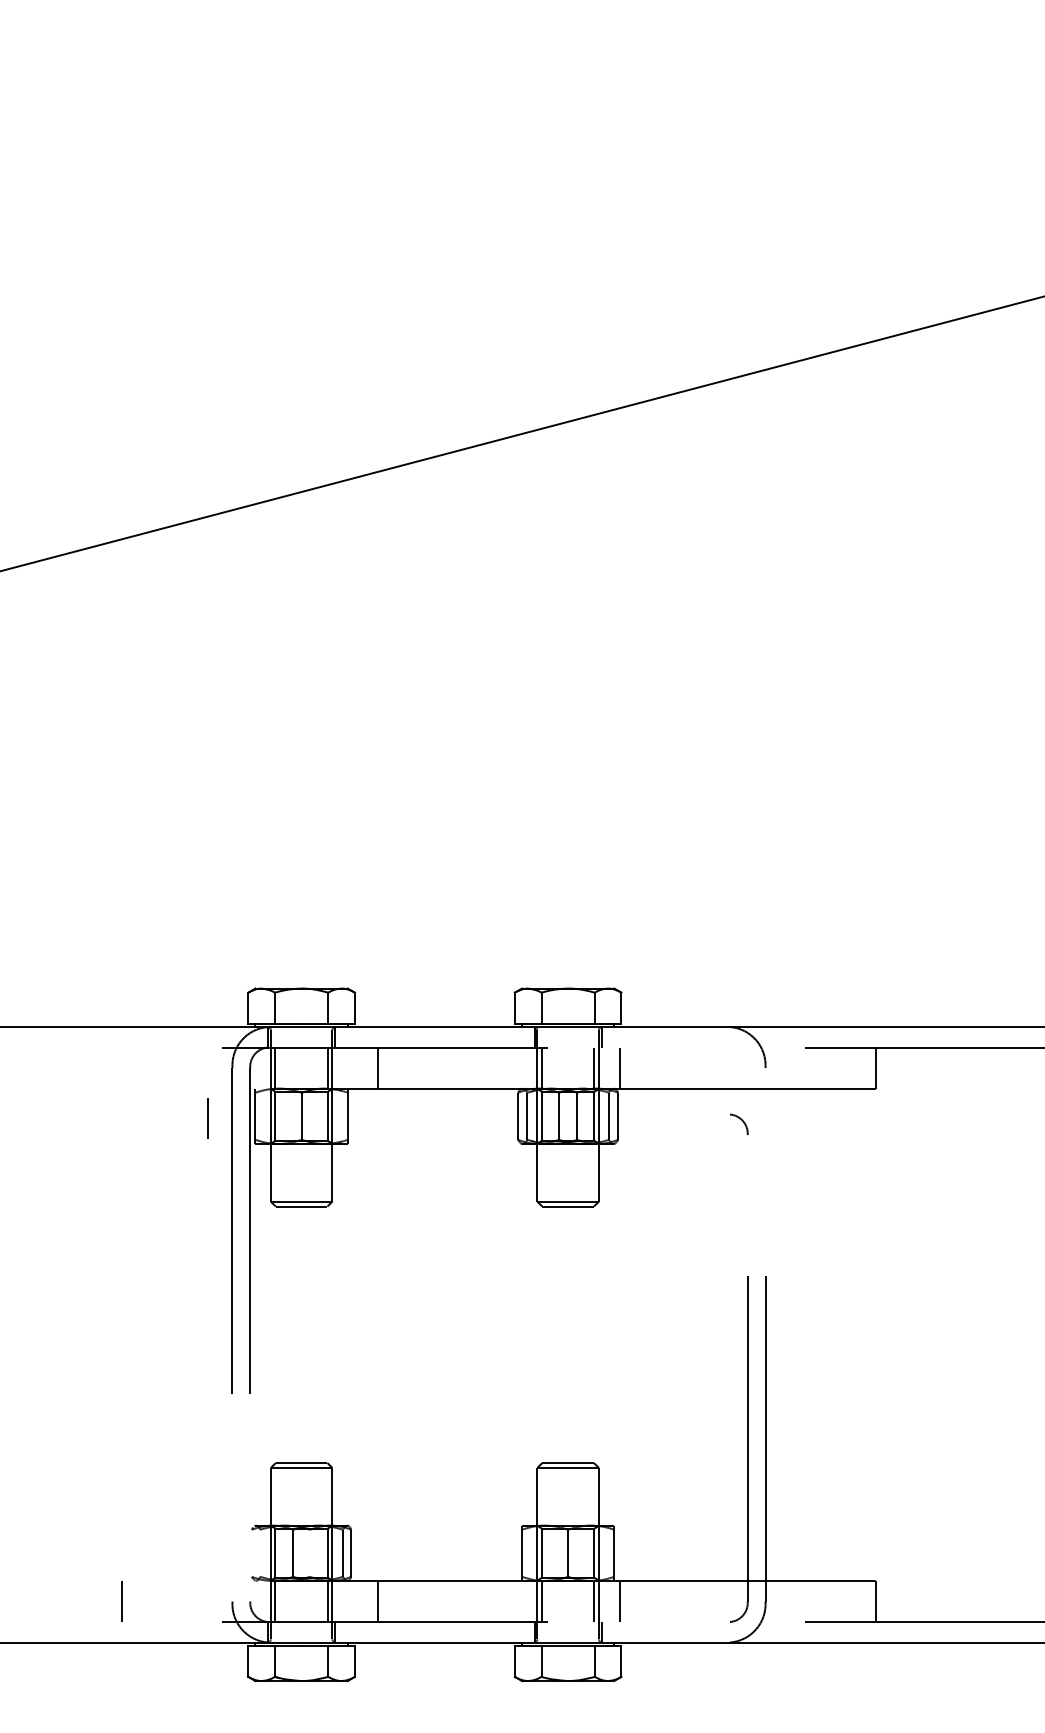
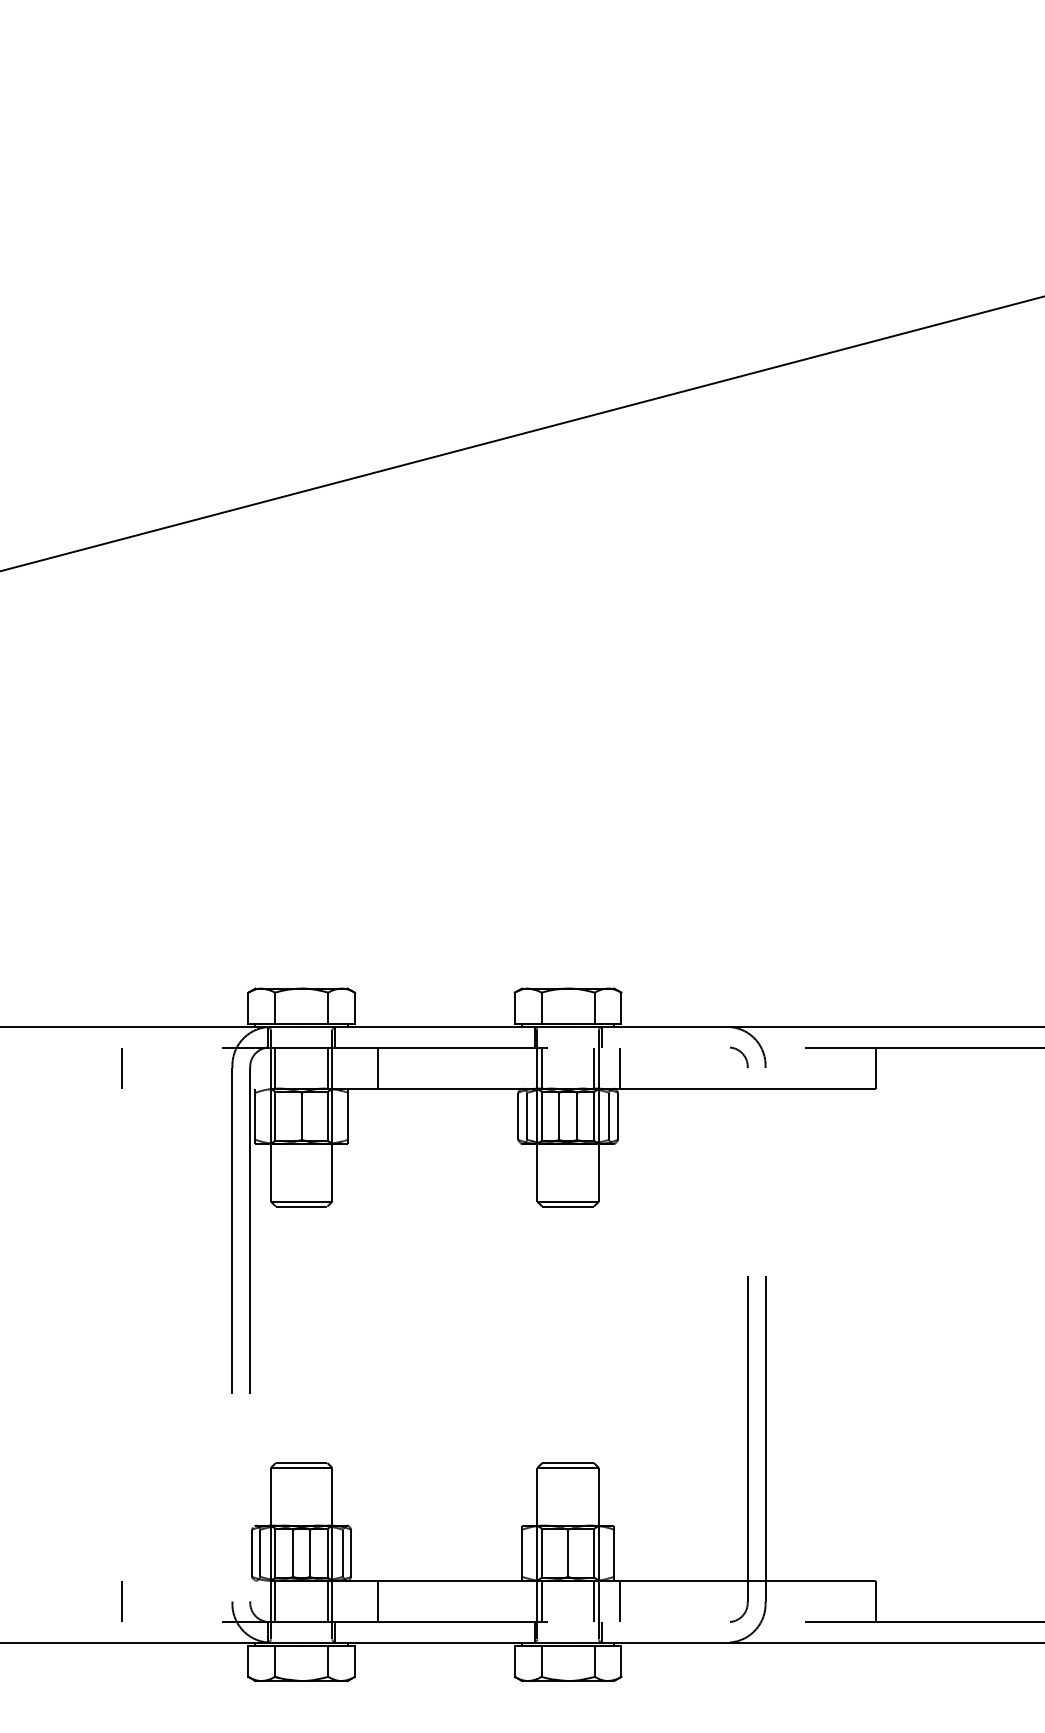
line position: (207, 1118) -> (121, 1068) (121, 1068)
arc position: (742, 1122) -> (742, 1055) (742, 1055)
line: none -> present (251, 1552)
line: none -> present (260, 1552)
line: none -> present (310, 1552)
